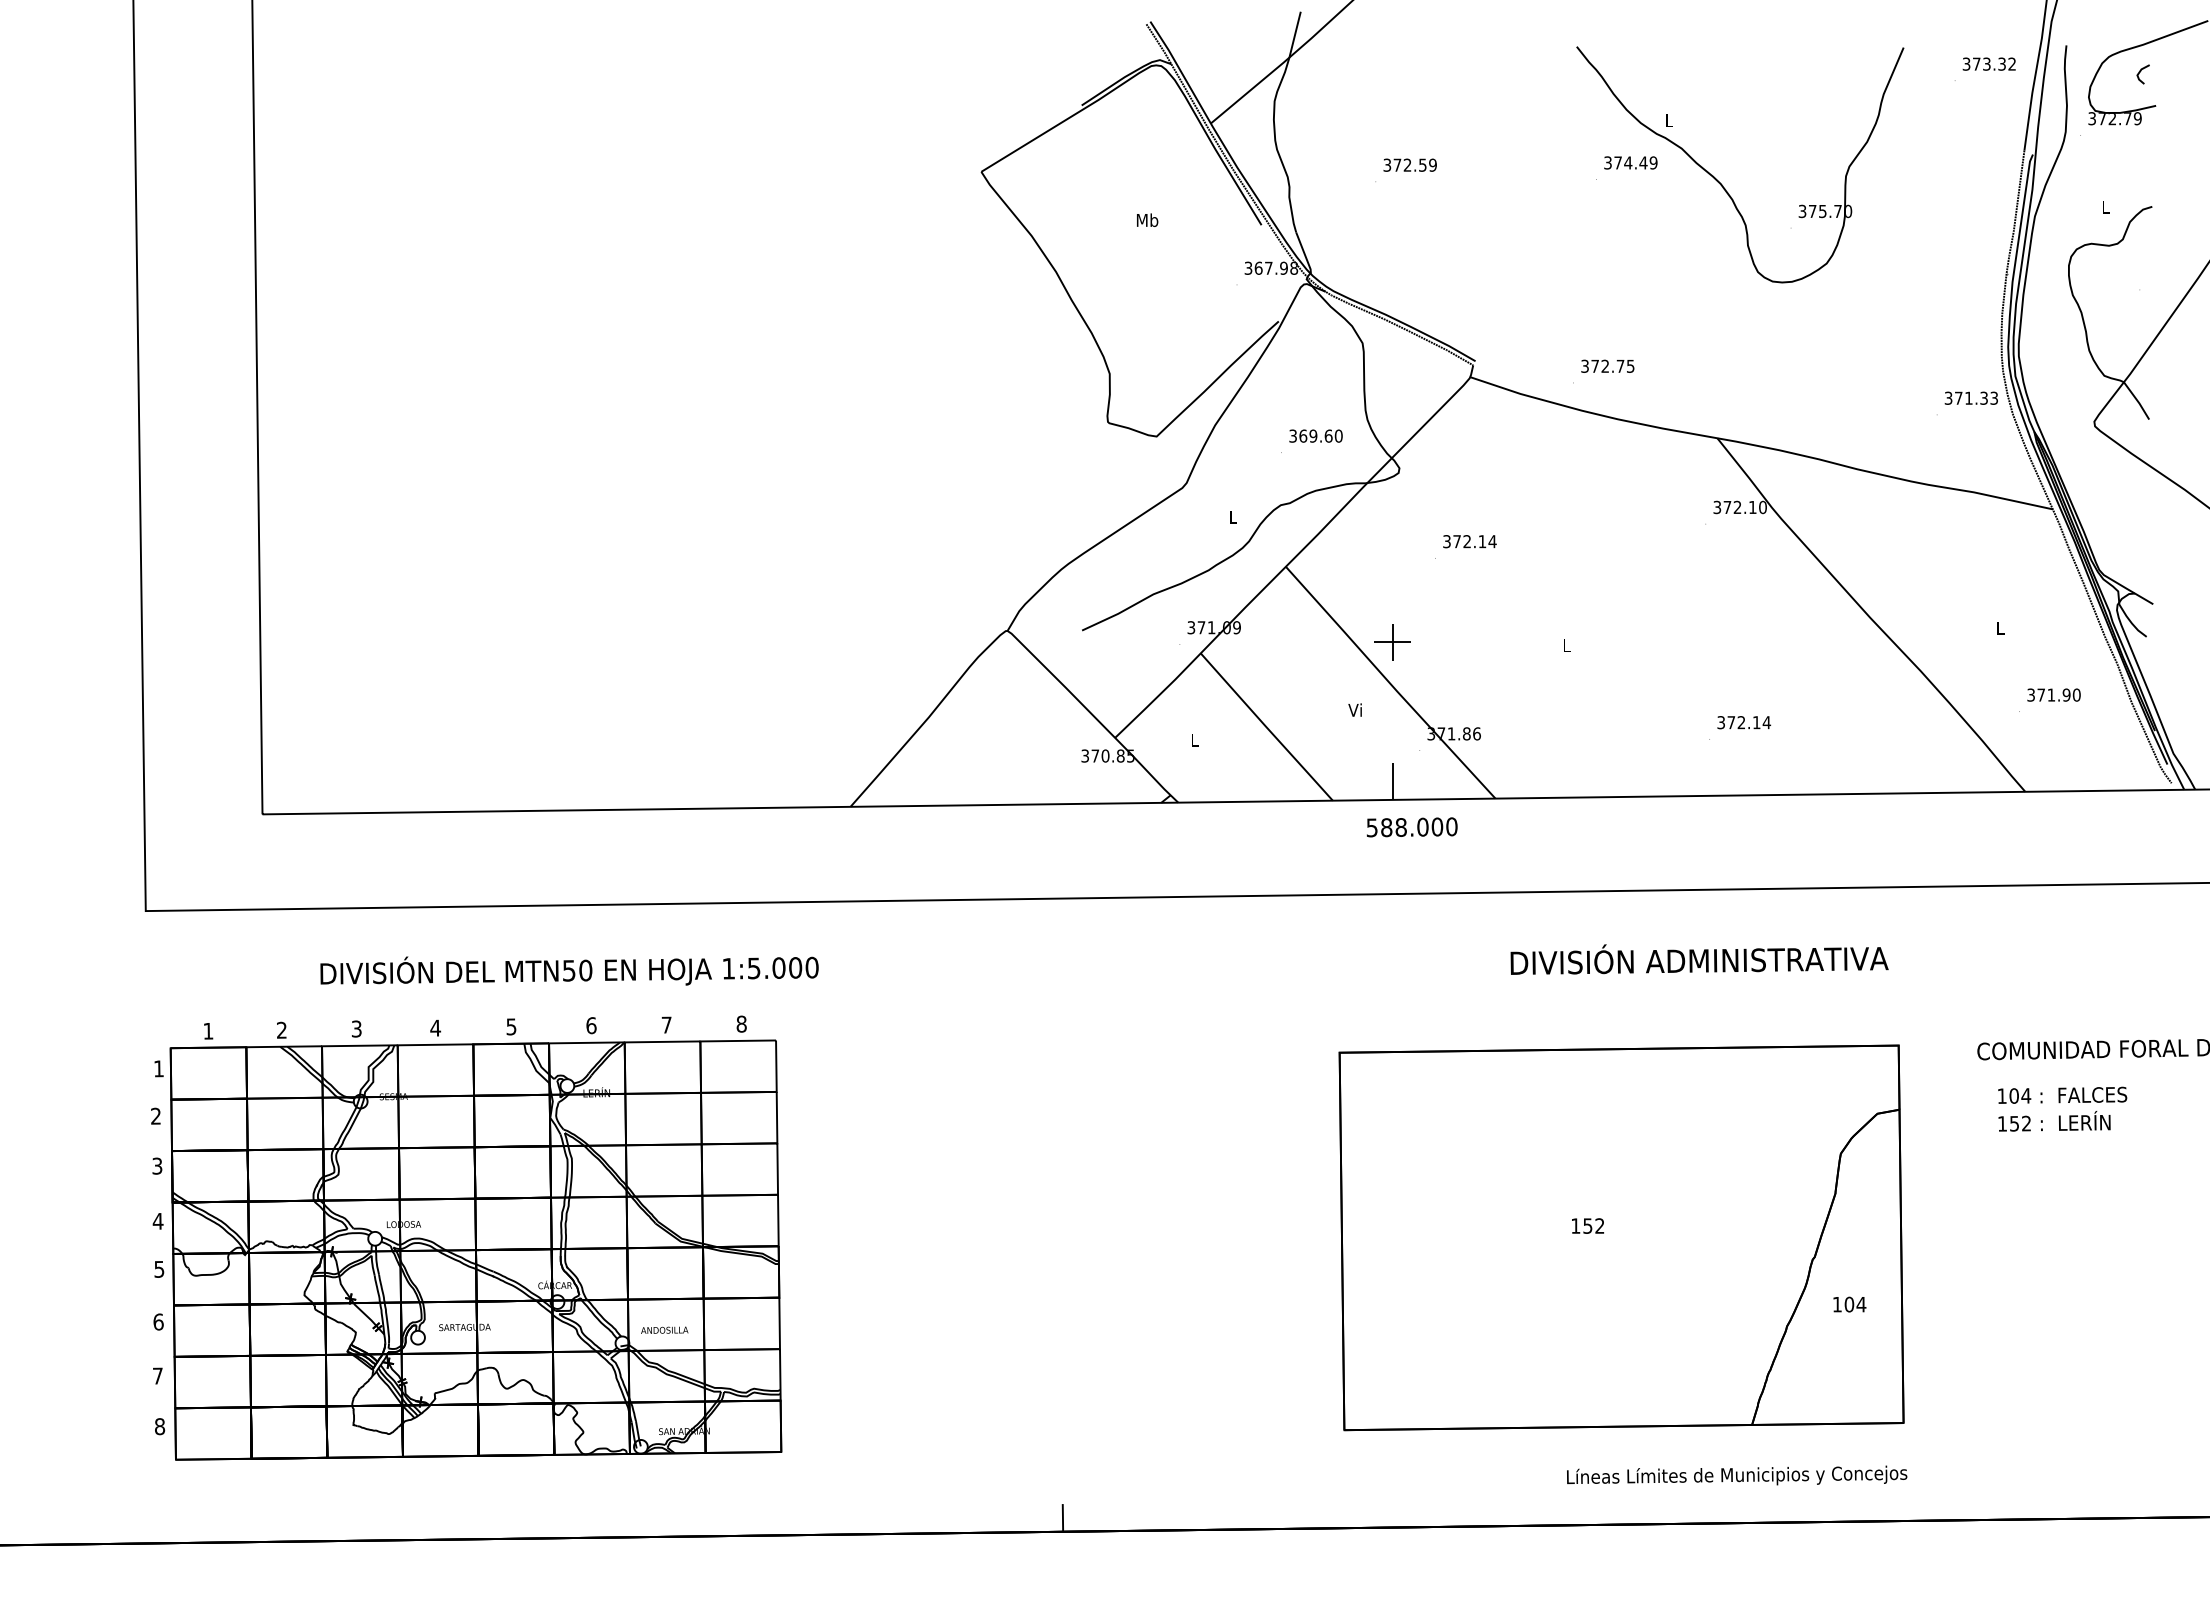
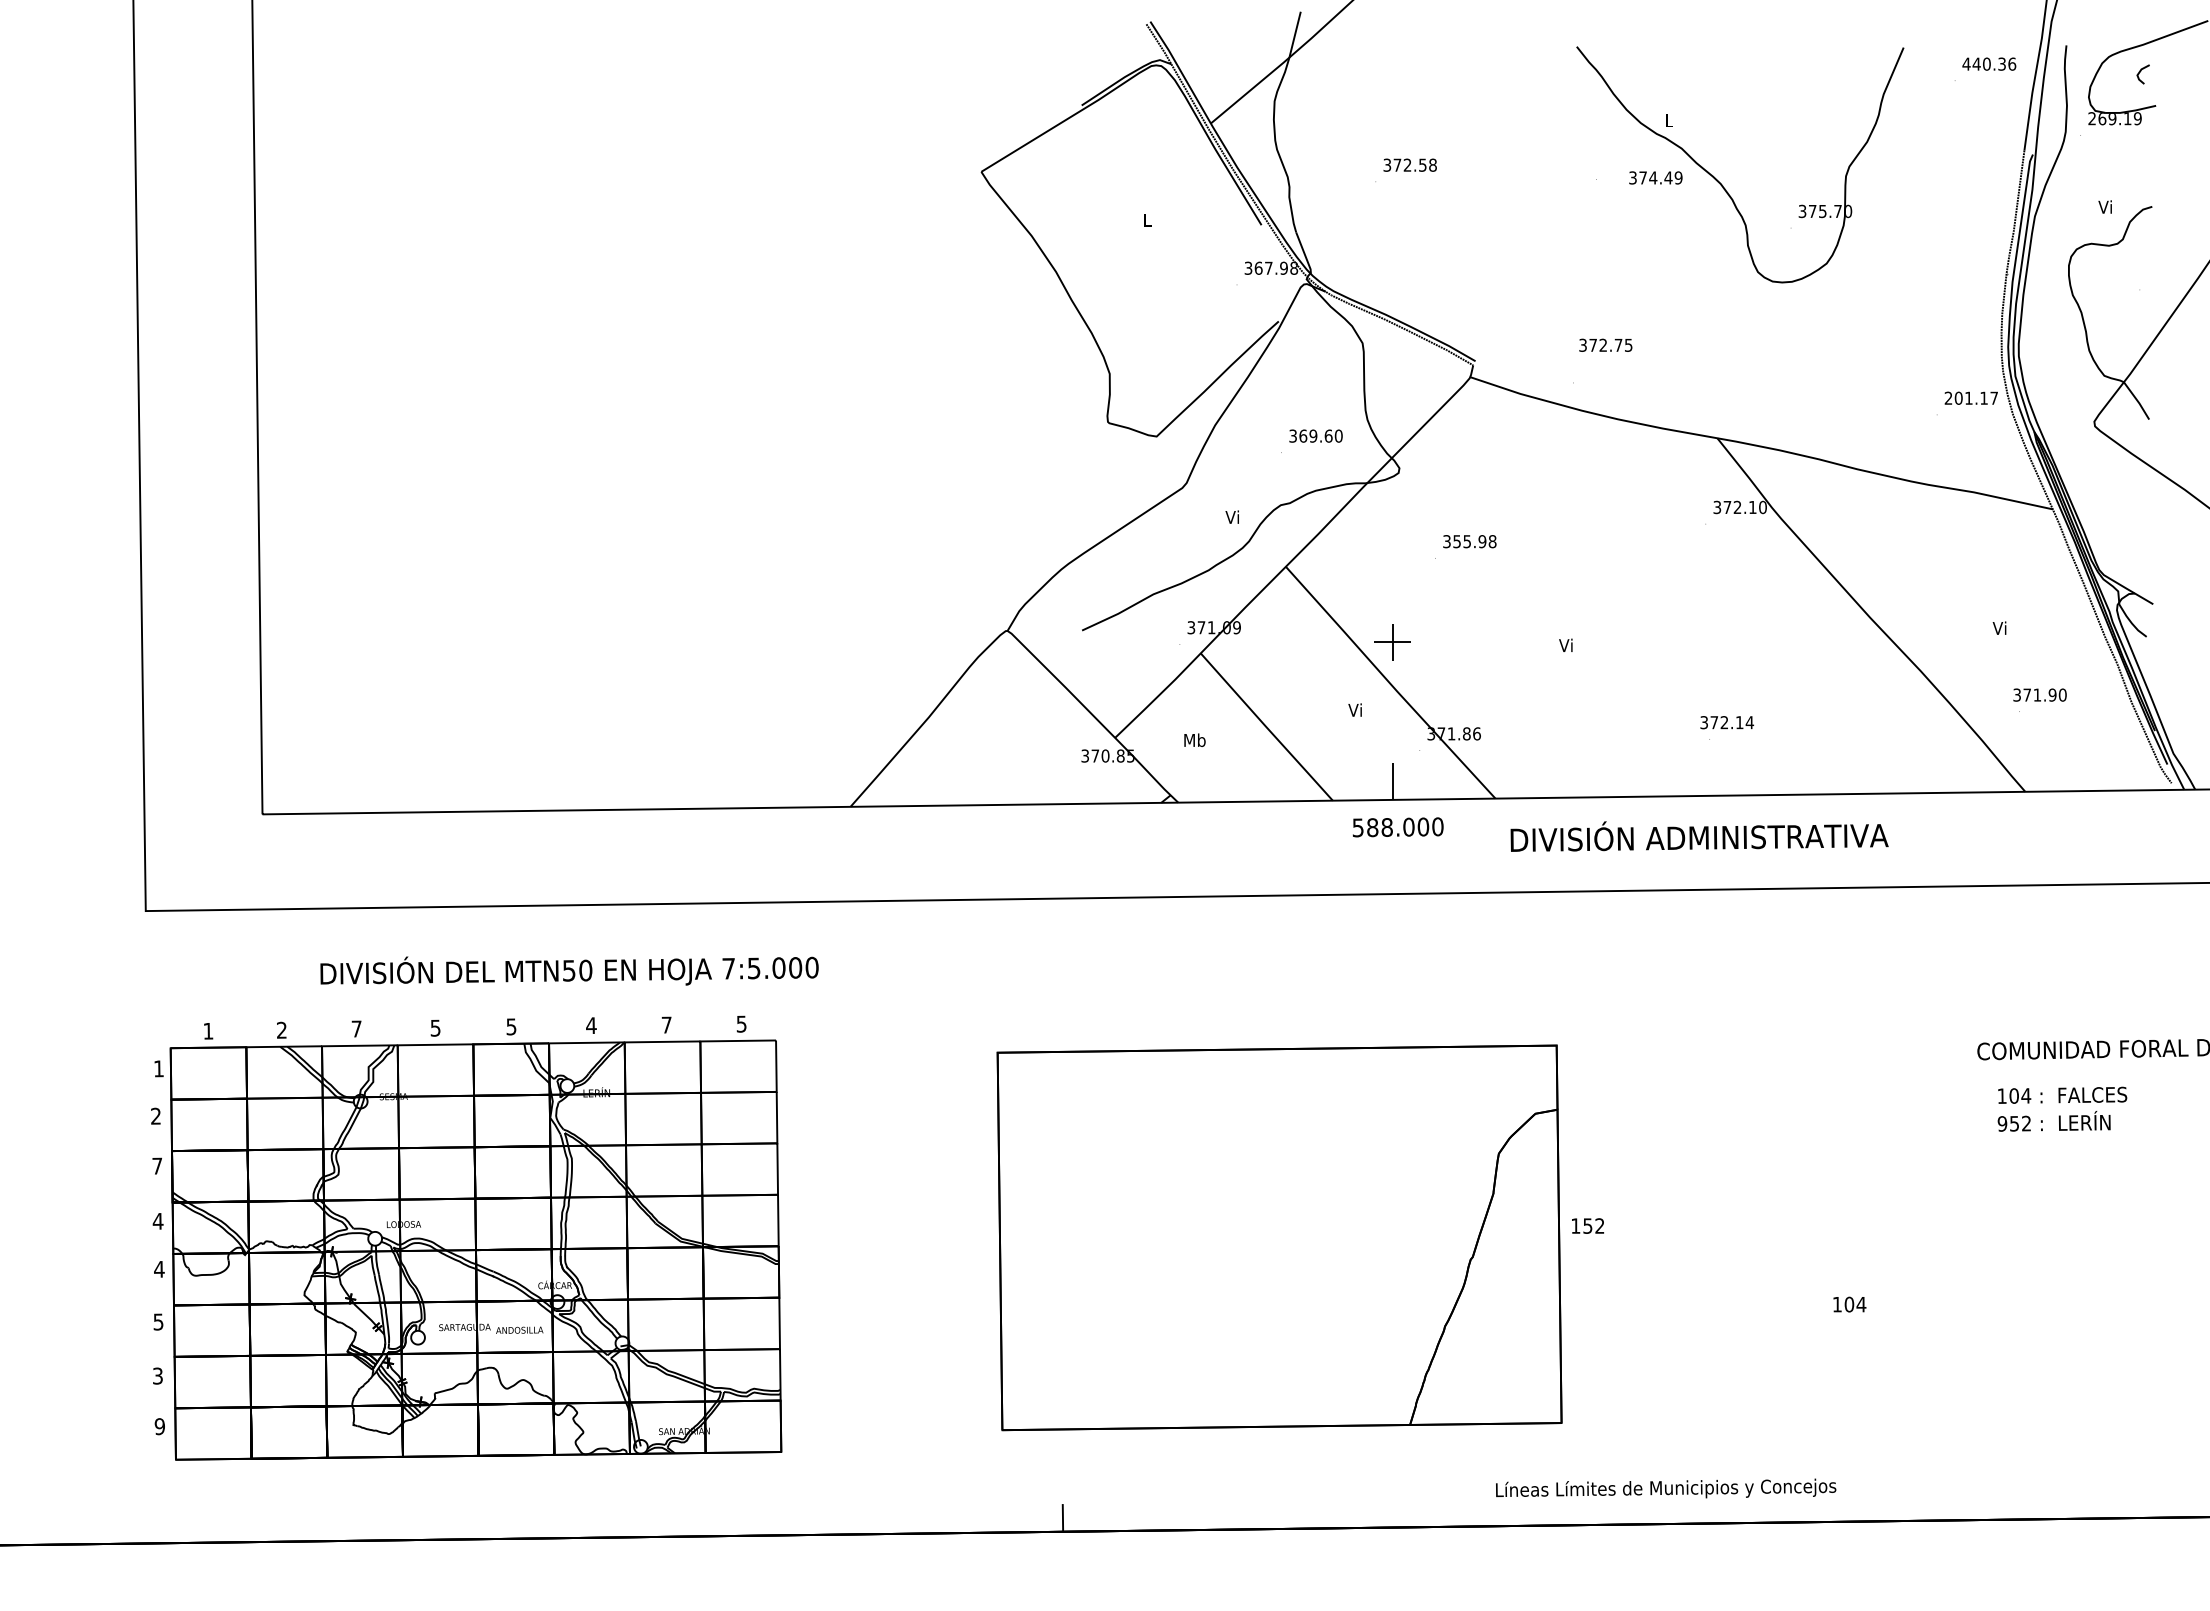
text: 373.32 -> 440.36 (1989, 63)
text: 372.79 -> 269.19 (2109, 118)
text position: (1630, 162) -> (1655, 177) (1655, 177)
text: 372.59 -> 372.58 (1432, 164)
text: L -> Vi (2104, 206)
text: Mb -> L (1147, 219)
text position: (1607, 365) -> (1605, 344) (1605, 344)
text: 371.33 -> 201.17 (1970, 397)
text: L -> Vi (1231, 516)
text: 372.14 -> 355.98 (1474, 541)
text: L -> Vi (1999, 627)
text: L -> Vi (1565, 645)
text position: (2053, 694) -> (2039, 694) (2039, 694)
text position: (1744, 722) -> (1727, 722) (1727, 722)
text: L -> Mb (1194, 740)
text position: (1412, 827) -> (1398, 827) (1398, 827)
text position: (1699, 959) -> (1699, 836) (1699, 836)
text: 1:5.000 -> 7:5.000 (728, 968)
text: 8 -> 5 (741, 1023)
text: 6 -> 4 (591, 1025)
text: 3 -> 7 (356, 1028)
text: 4 -> 5 (435, 1028)
text: 152 -> 952 (2002, 1123)
text: 3 -> 7 (157, 1165)
part position: (1621, 1237) -> (1279, 1237) (1279, 1237)
text: 5 -> 4 (159, 1269)
text: 6 -> 5 (158, 1321)
text position: (664, 1329) -> (519, 1329) (519, 1329)
text: 7 -> 3 (157, 1375)
text: 8 -> 9 (159, 1426)
text position: (1737, 1475) -> (1666, 1488) (1666, 1488)
